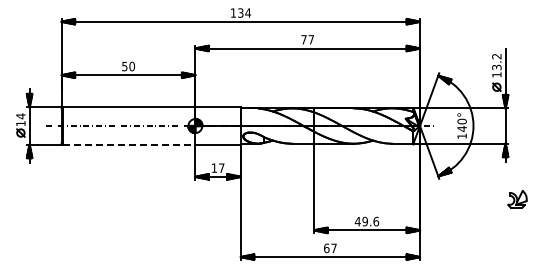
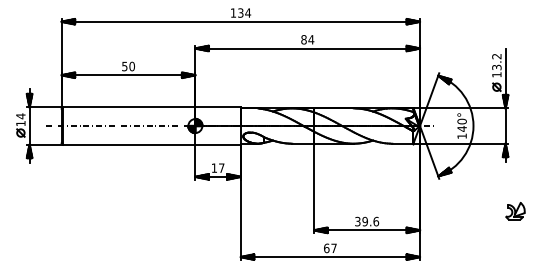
text: 77 -> 84 (307, 39)
line: dashed -> solid (129, 144)
part position: (517, 199) -> (515, 211) (515, 211)
text: 49.6 -> 39.6 (357, 221)
